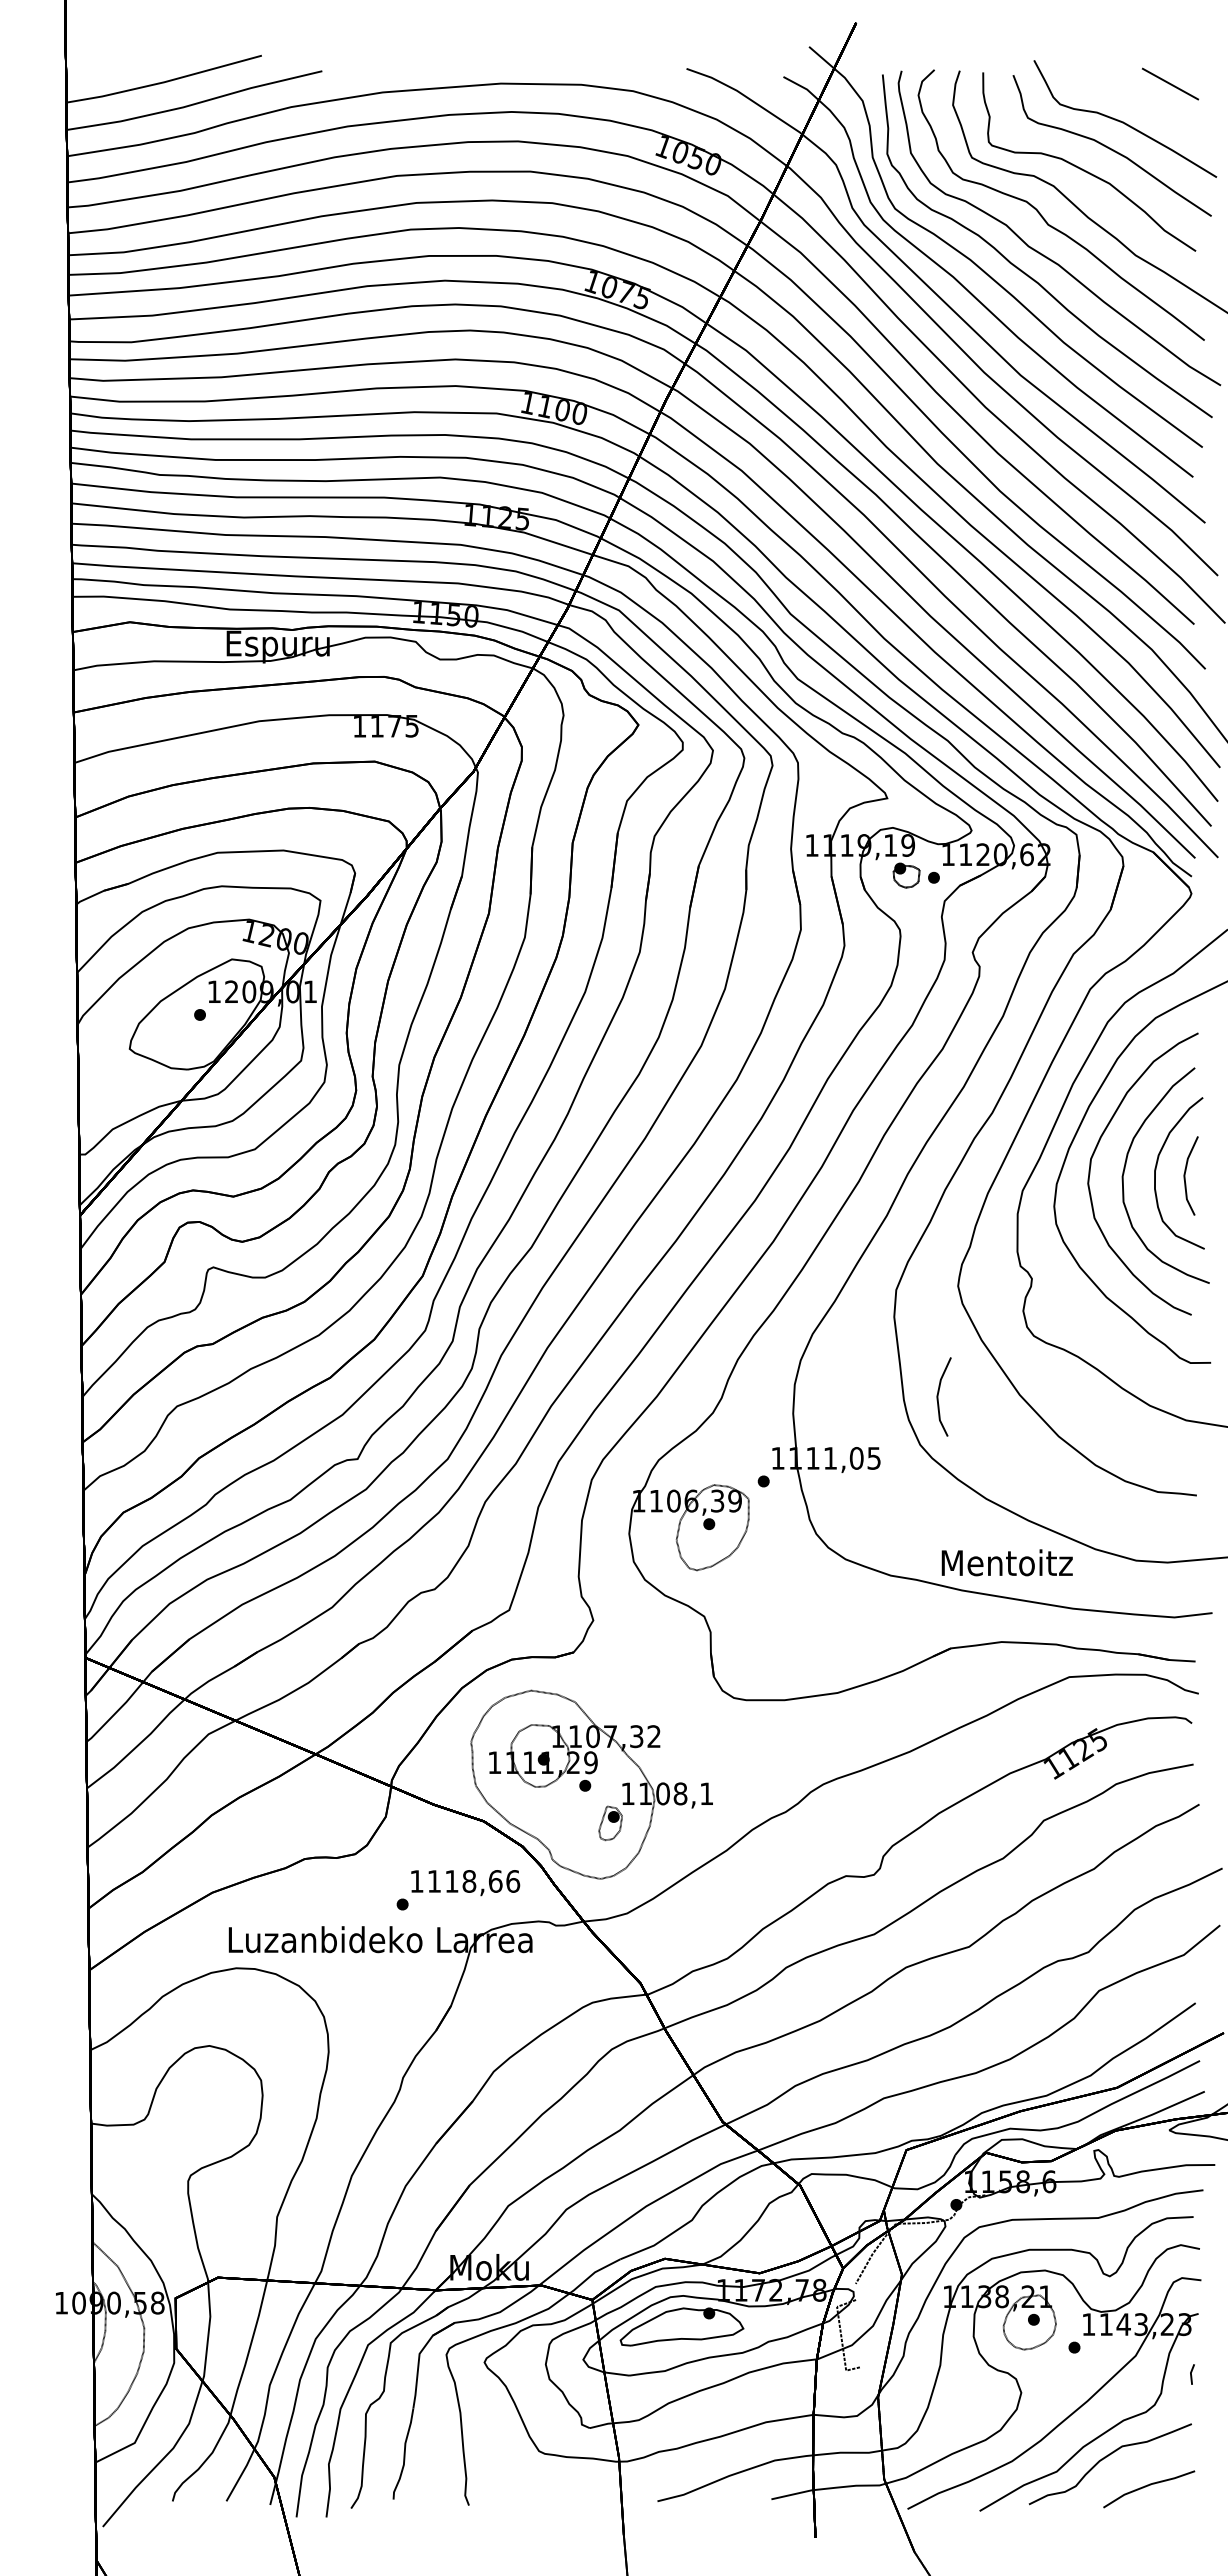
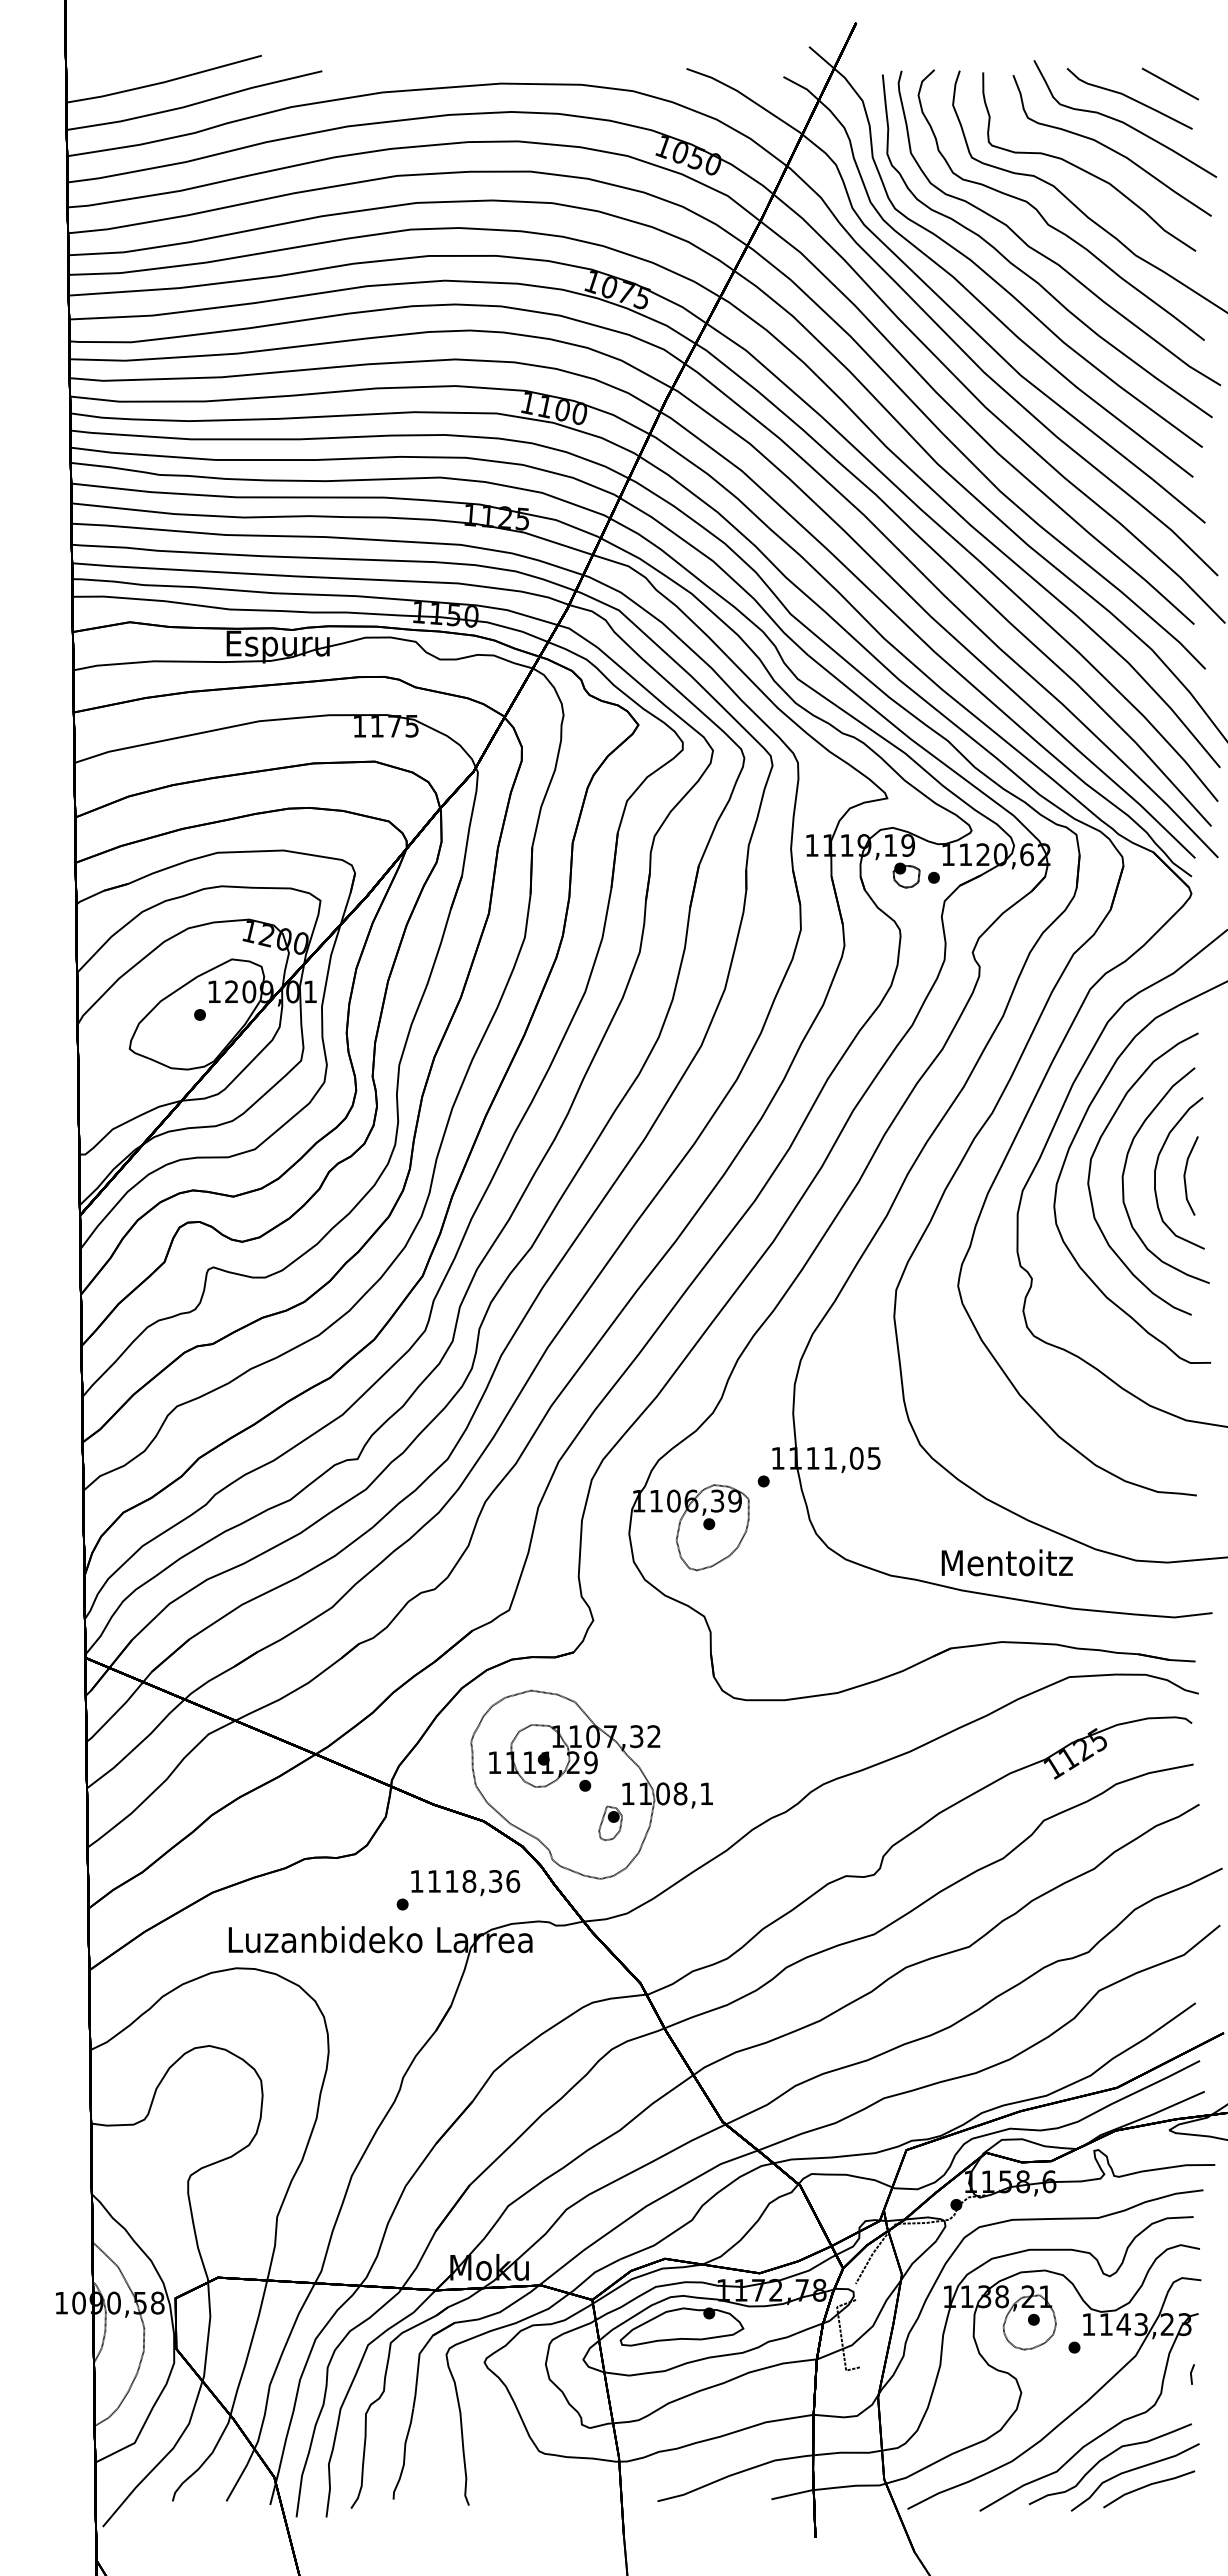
curve: none -> present (1129, 98)
part: present -> none (943, 1396)
text: 1118,66 -> 1118,36 (495, 1881)
curve: none -> present (1131, 2471)
